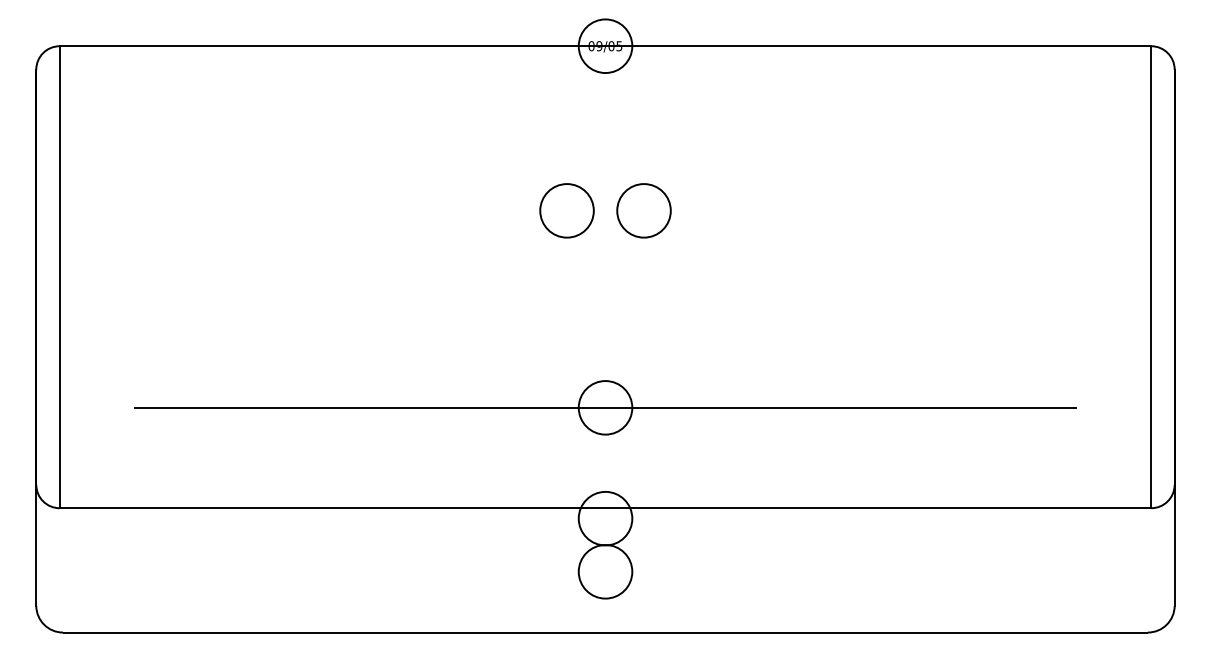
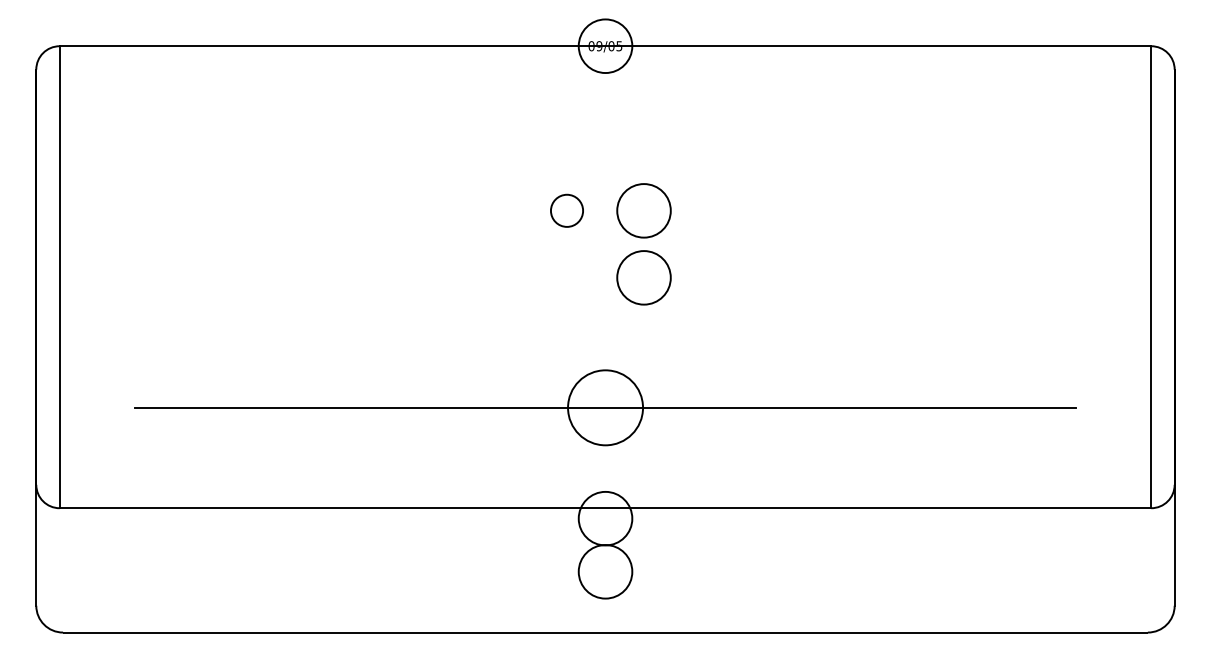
circle diameter: 54 px -> 32 px (566, 210)
circle: none -> present (643, 277)
circle diameter: 54 px -> 75 px (605, 407)
